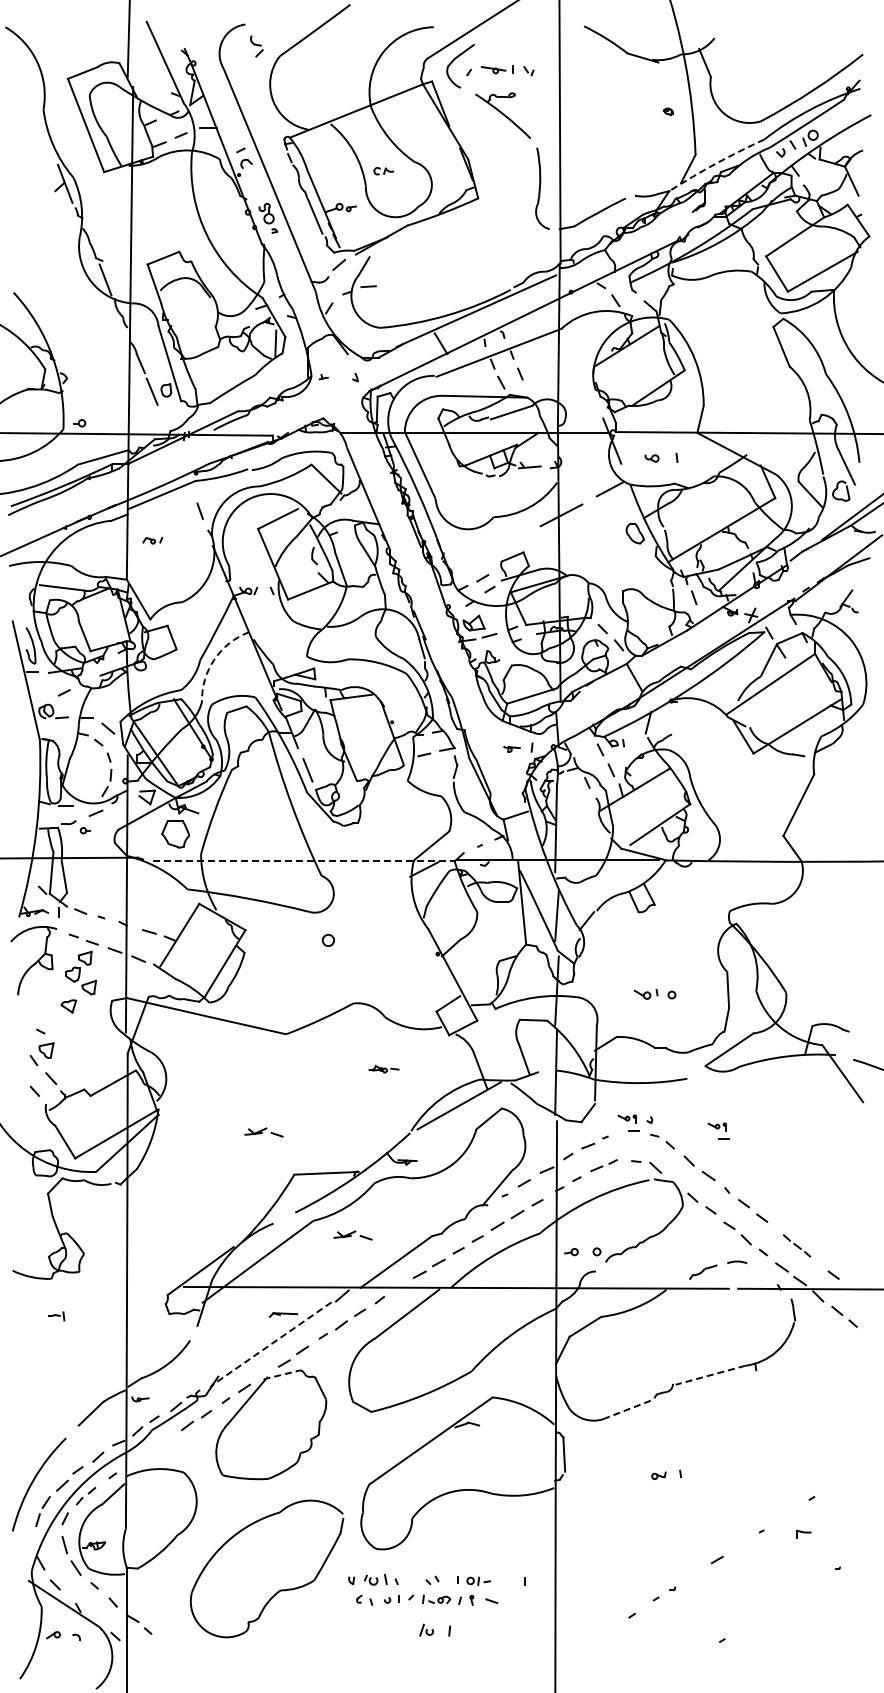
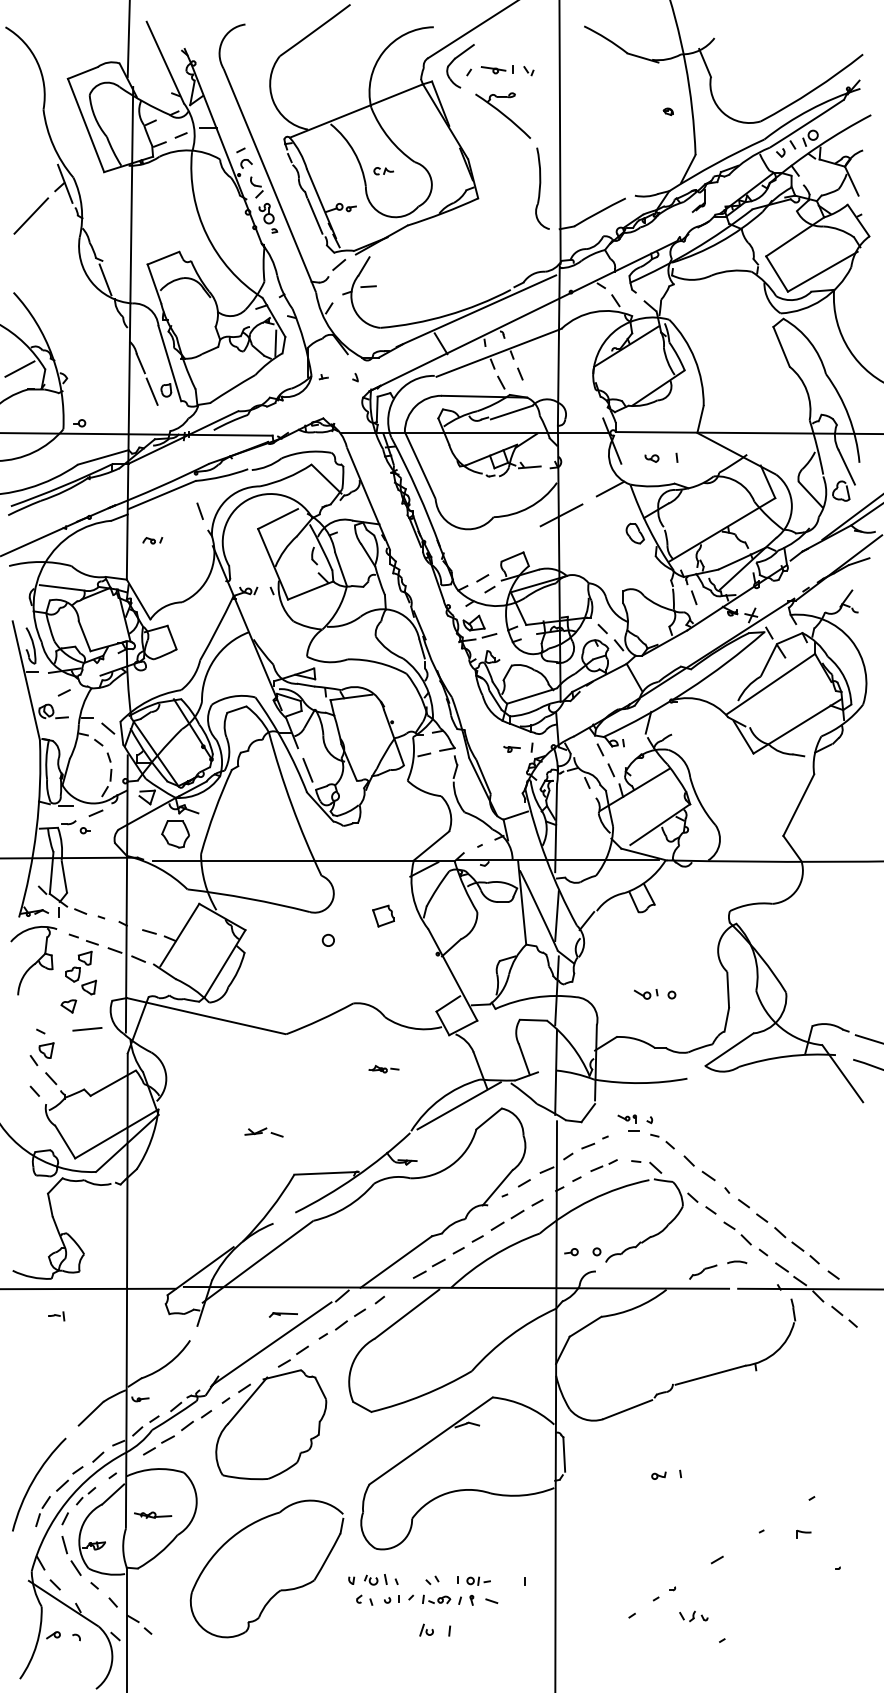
part position: (256, 46) -> (256, 187) (256, 187)
arc: dashed -> solid (715, 163)
line: none -> present (31, 215)
line: none -> present (19, 368)
arc: dashed -> solid (214, 659)
line: dashed -> solid (303, 861)
part: none -> present (383, 915)
line: none -> present (87, 1028)
line: none -> present (867, 1038)
part: present -> none (718, 1130)
part: present -> none (352, 1235)
part size: 30x24 px -> 46x38 px (796, 1245)
line: none -> present (88, 1288)
line: dashed -> solid (271, 1343)
line: dashed -> solid (282, 1374)
line: dashed -> solid (710, 1375)
line: dashed -> solid (628, 1409)
part: none -> present (158, 1445)
part: none -> present (153, 1514)
part: none -> present (693, 1616)
